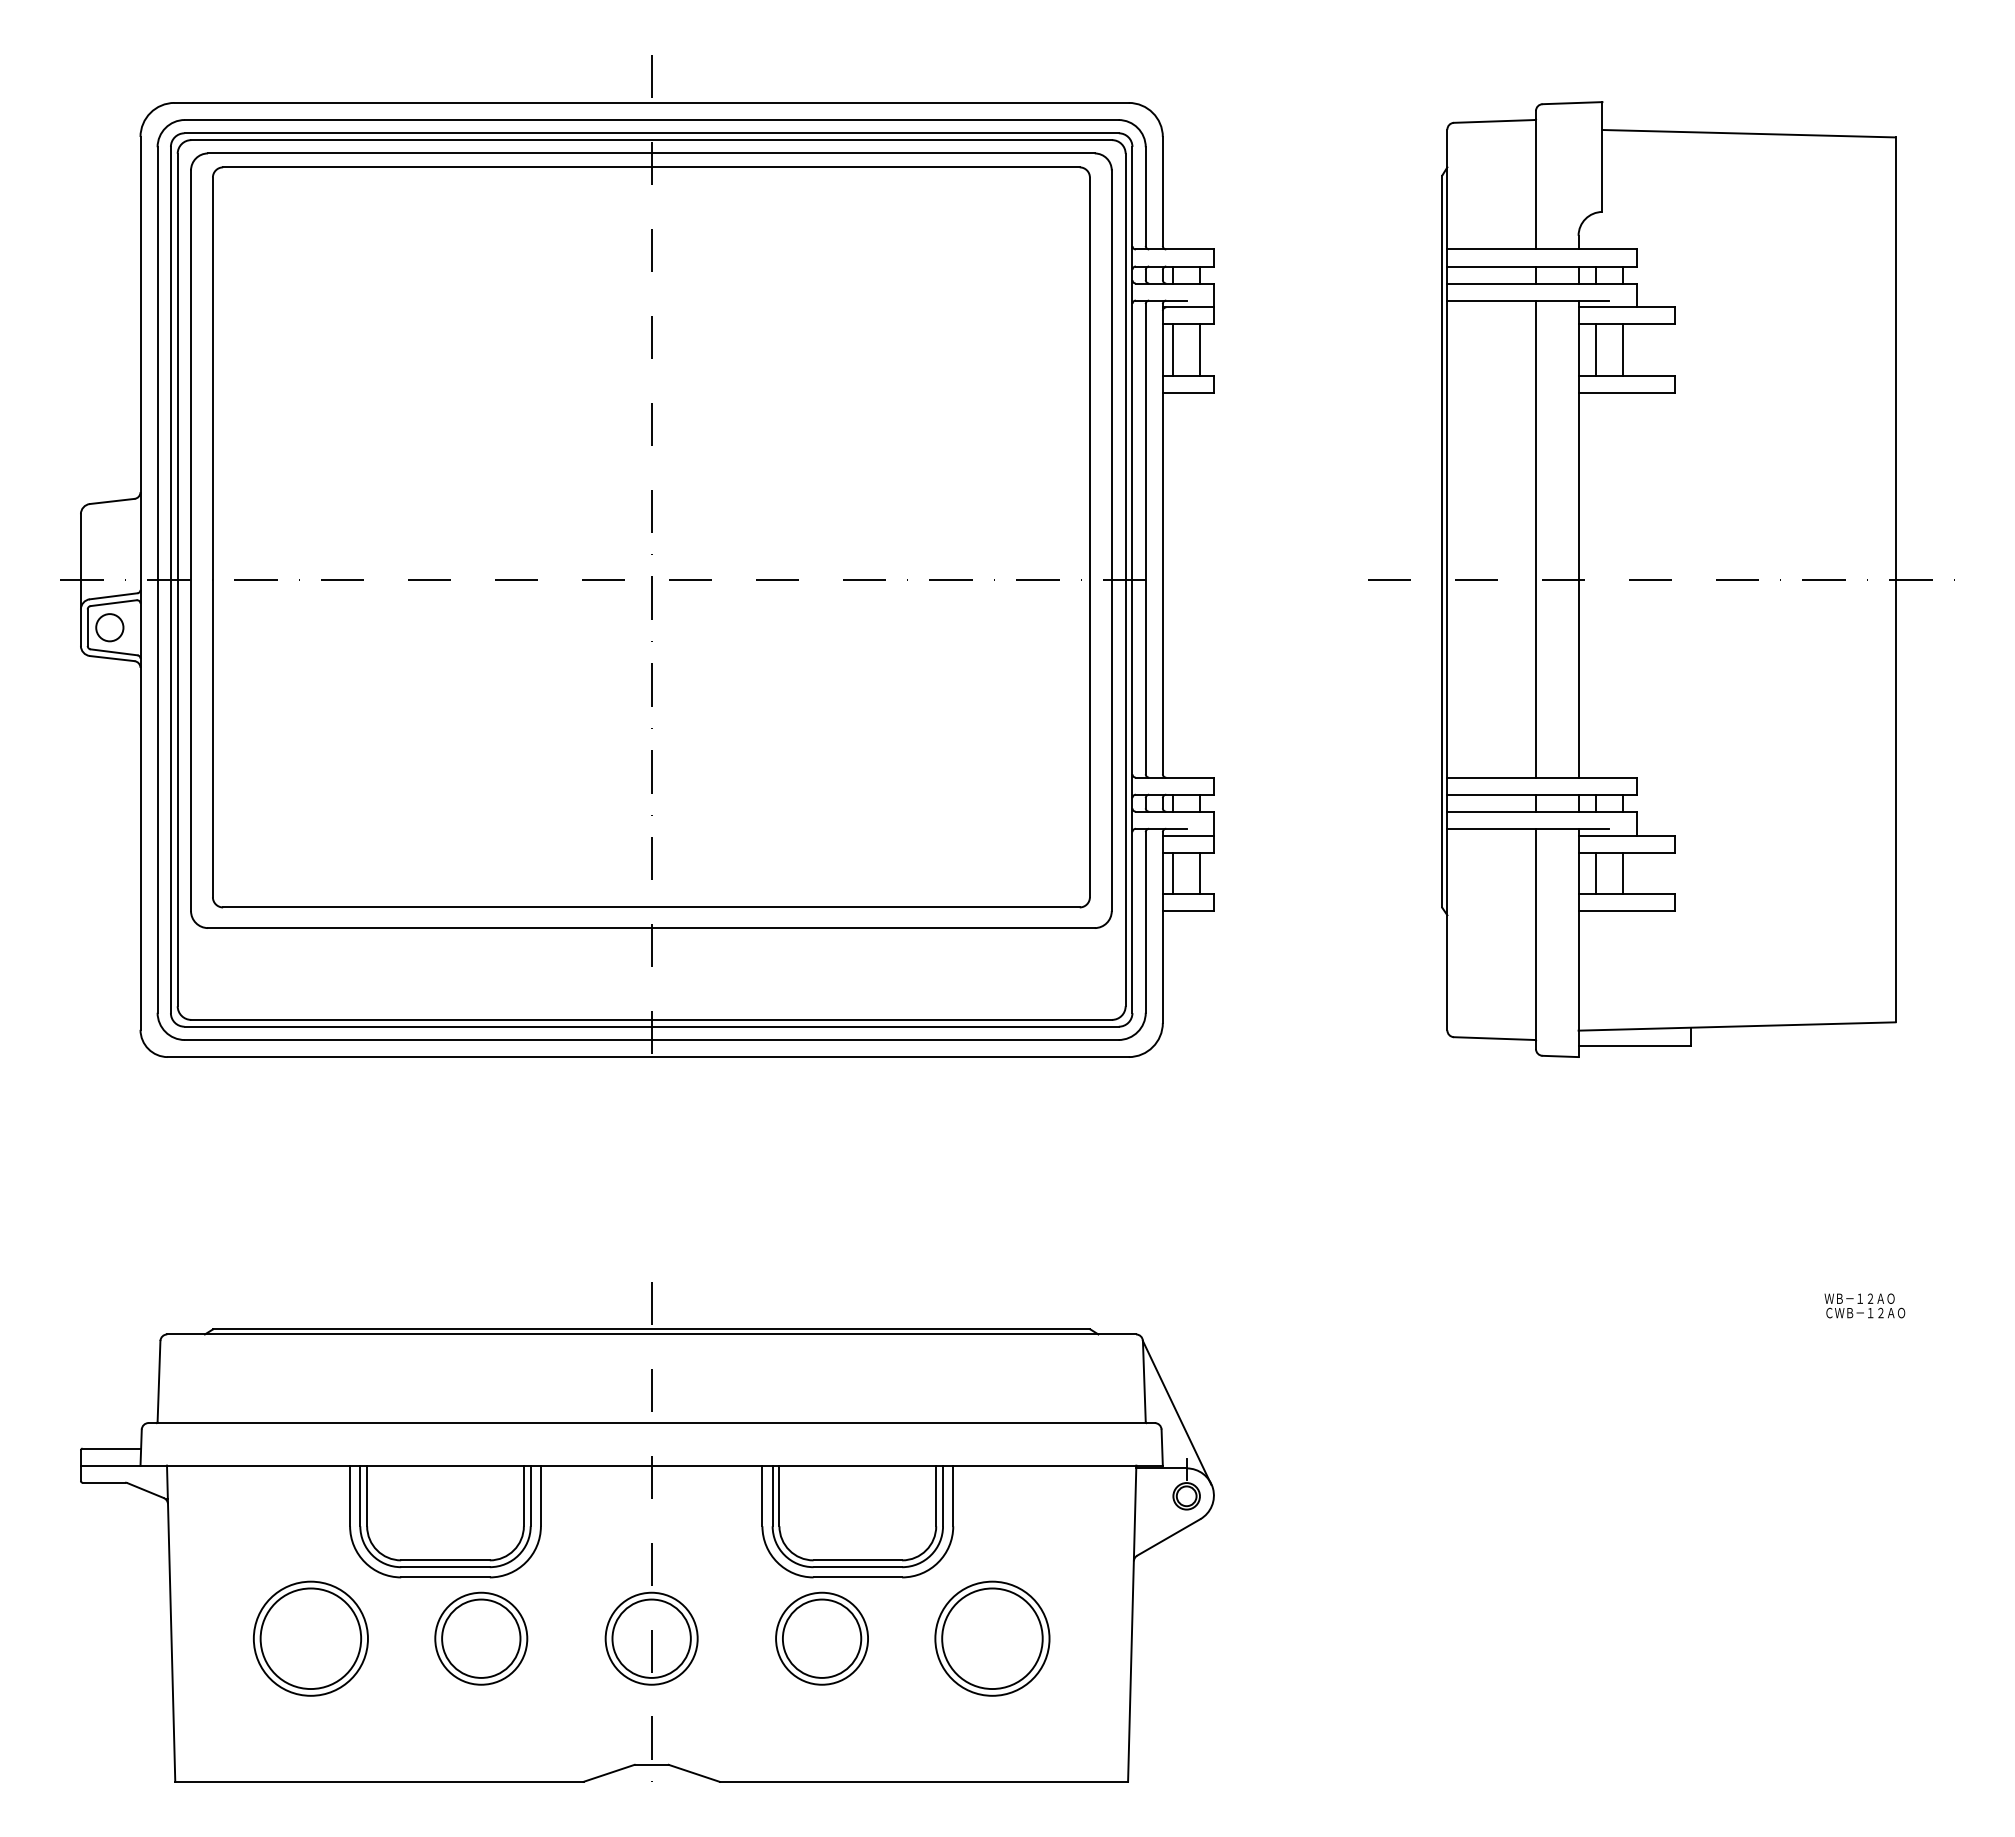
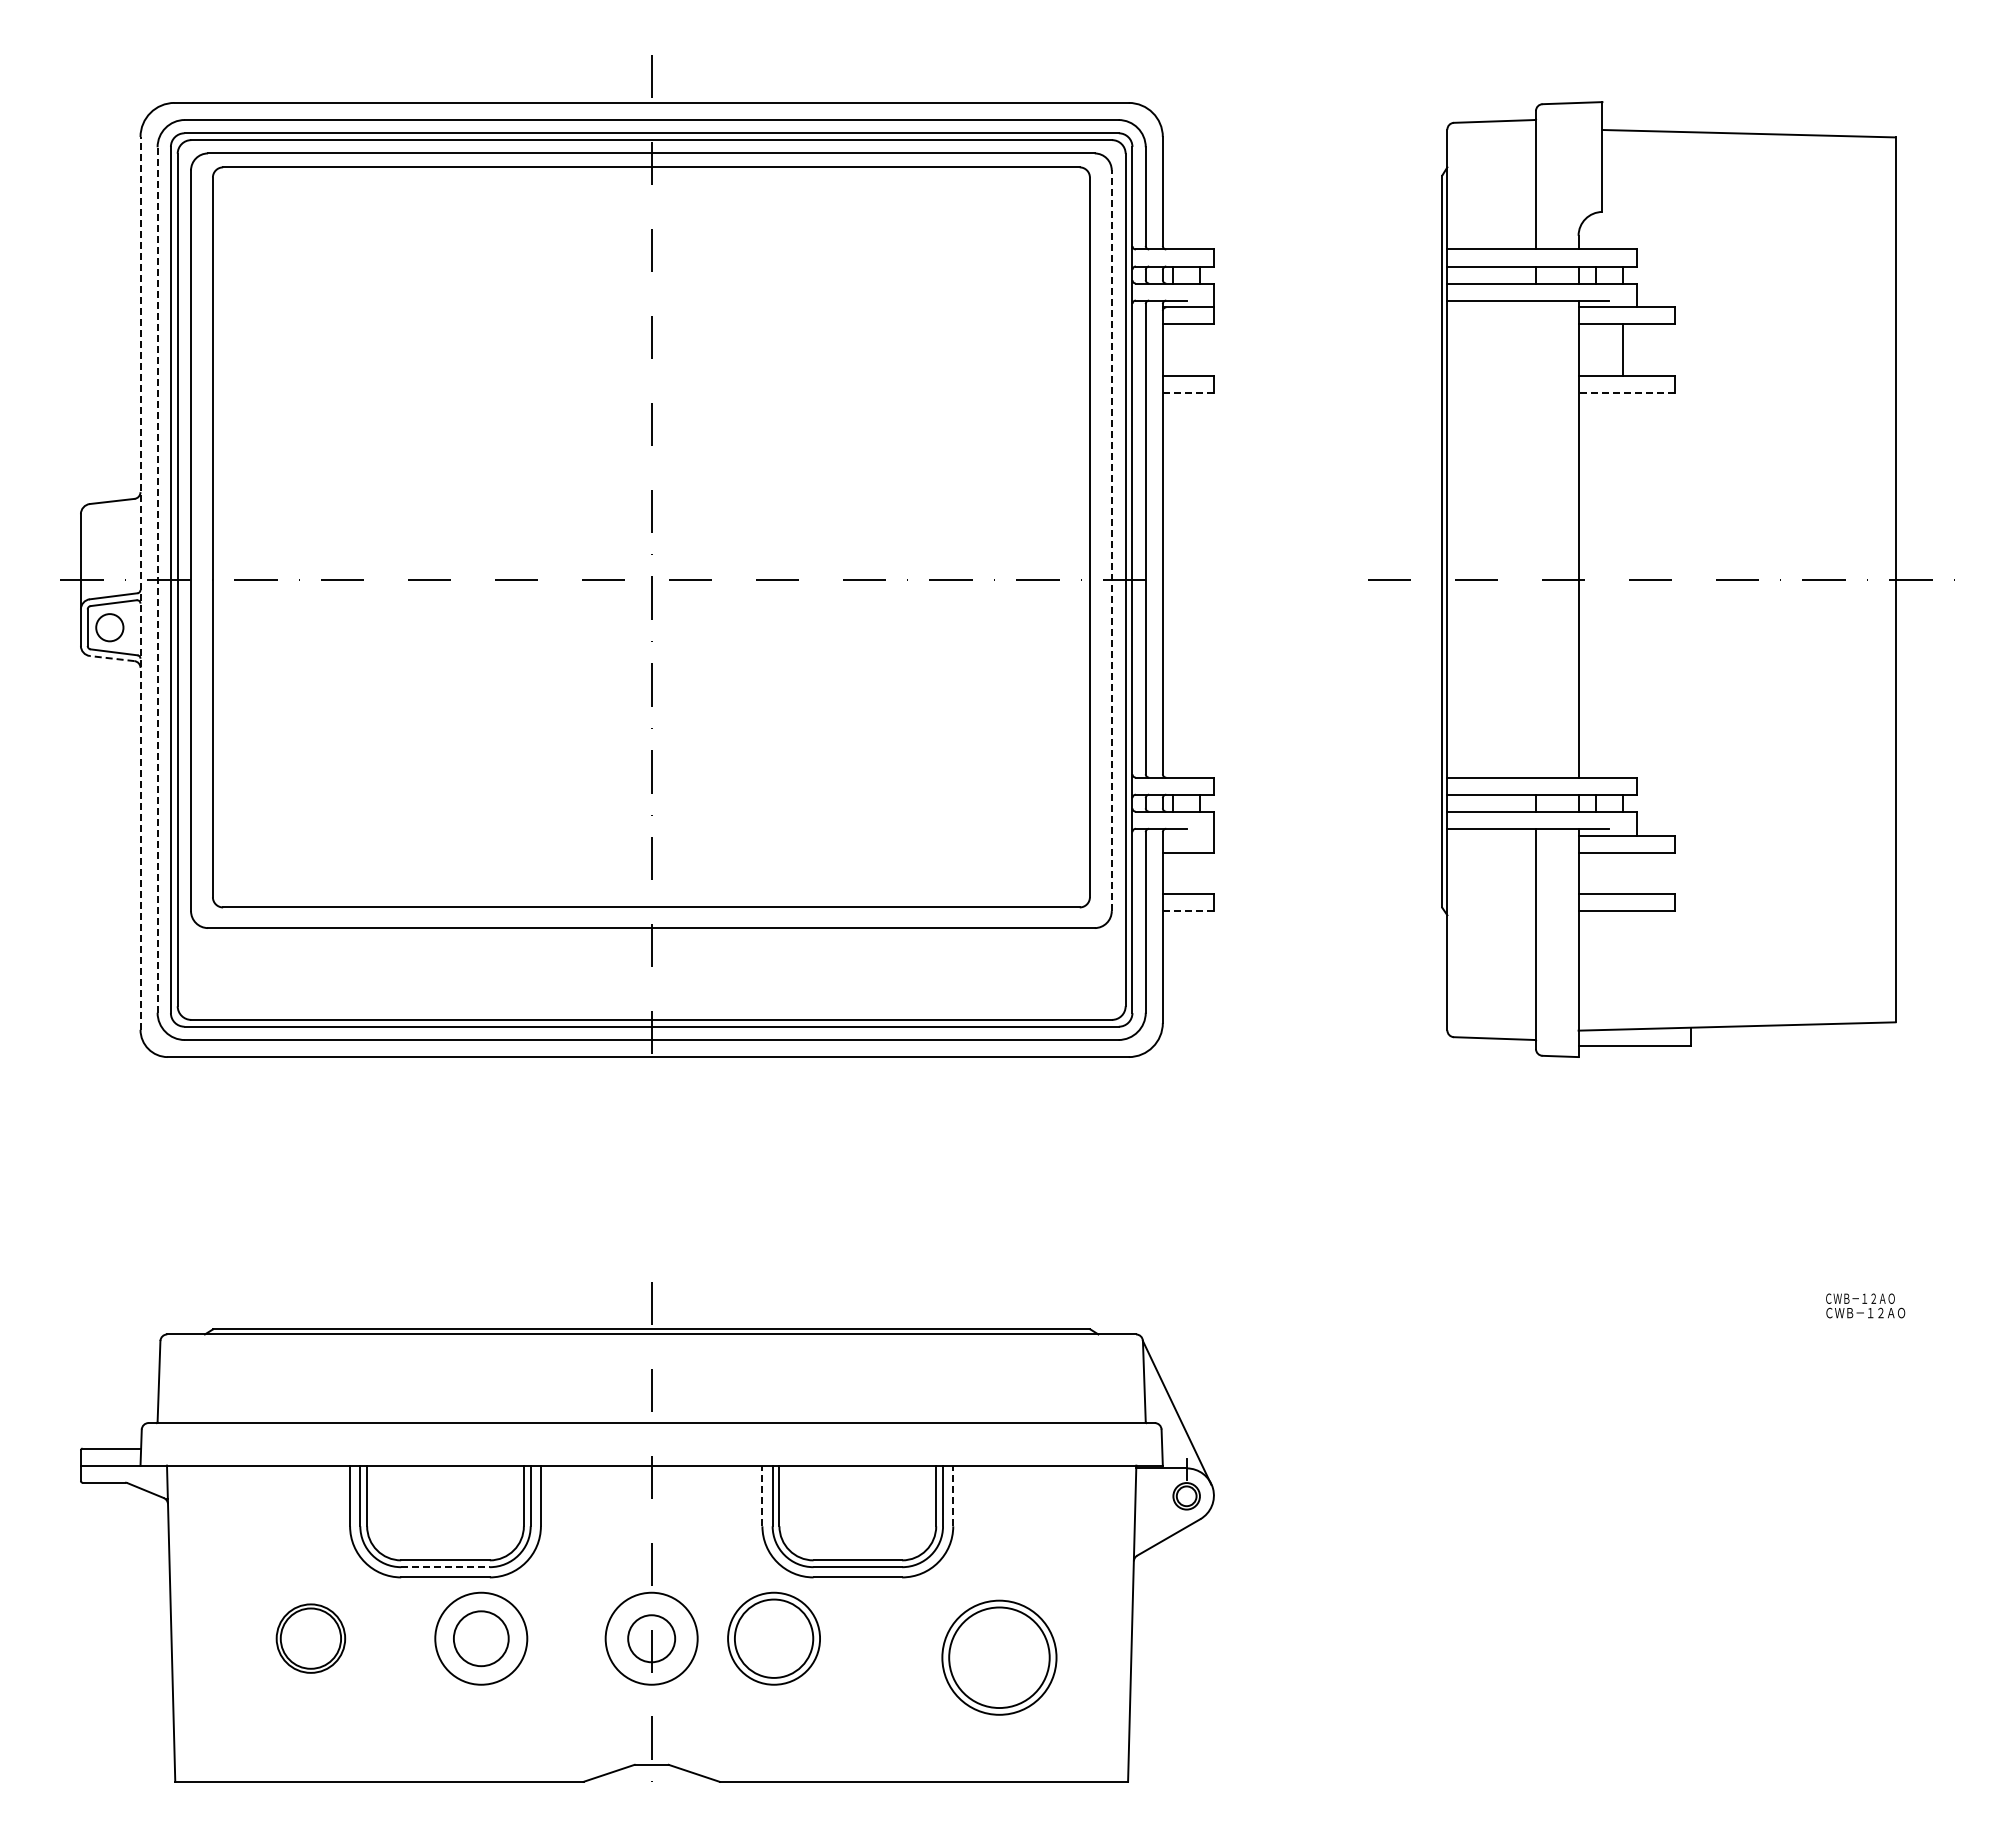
line: present -> none (1173, 349)
line: present -> none (1199, 349)
line: present -> none (1595, 349)
line: solid -> dashed (1188, 392)
line: solid -> dashed (1626, 392)
line: present -> none (1535, 538)
line: solid -> dashed (1111, 540)
line: solid -> dashed (157, 580)
line: solid -> dashed (140, 582)
line: solid -> dashed (111, 658)
line: present -> none (1187, 835)
line: present -> none (1173, 872)
line: present -> none (1199, 872)
line: present -> none (1595, 872)
line: present -> none (1622, 872)
line: solid -> dashed (1188, 910)
text: ＷＢ－１２ＡＯ -> ＣＷＢ－１２ＡＯ (1859, 1298)
line: solid -> dashed (762, 1495)
line: solid -> dashed (953, 1495)
line: solid -> dashed (446, 1567)
part size: 116x117 px -> 72x71 px (310, 1638)
circle diameter: 78 px -> 55 px (480, 1638)
circle diameter: 78 px -> 47 px (651, 1638)
part position: (821, 1638) -> (773, 1638) (773, 1638)
part position: (992, 1638) -> (999, 1657) (999, 1657)
